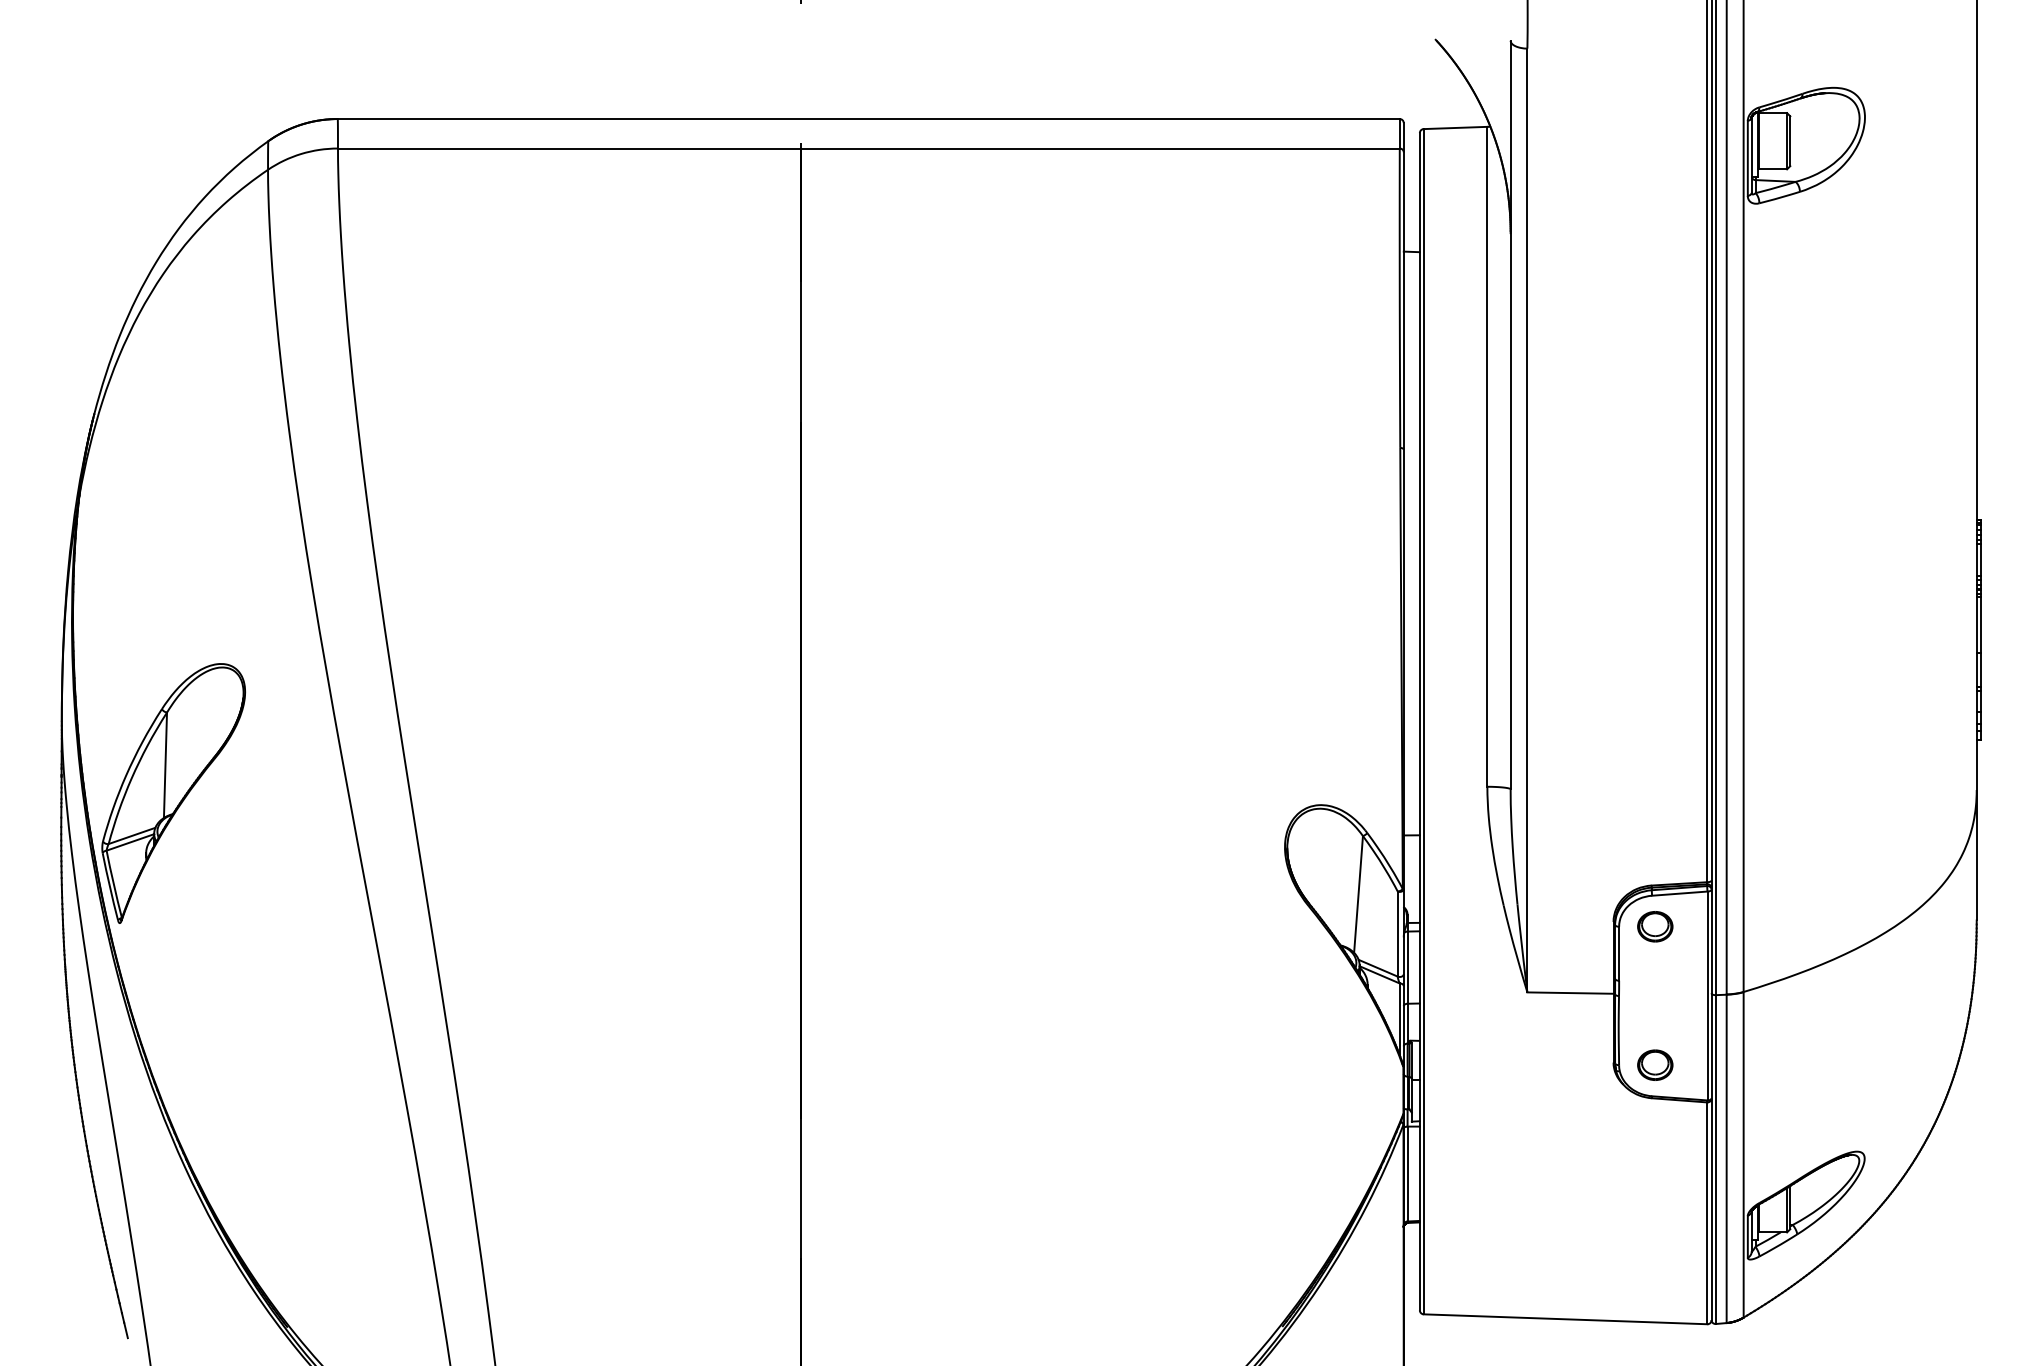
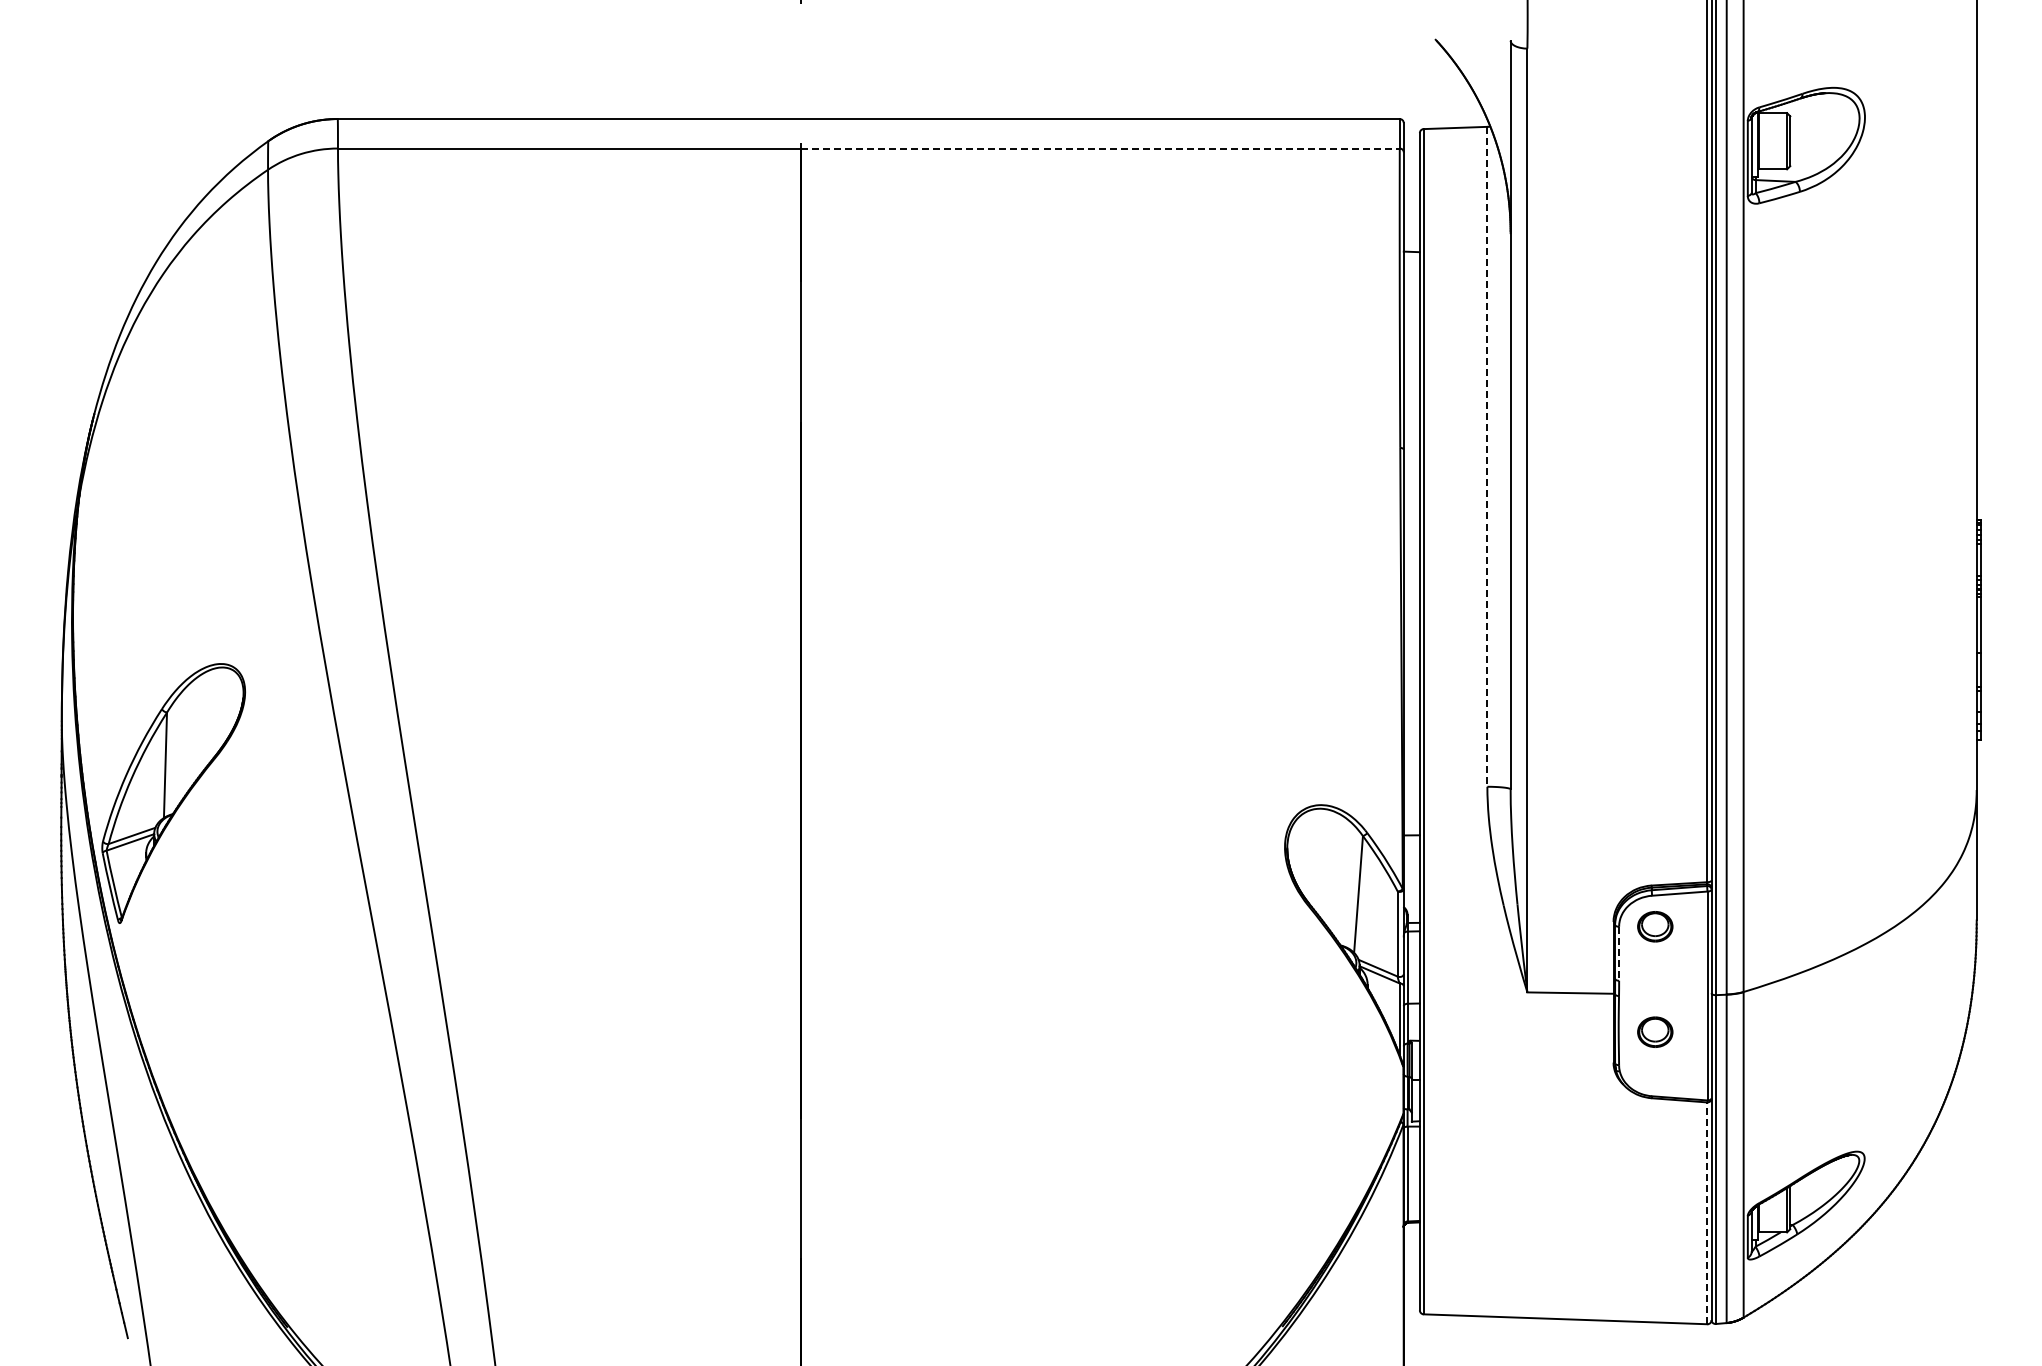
line: solid -> dashed (1100, 148)
line: solid -> dashed (1487, 456)
line: solid -> dashed (1619, 953)
part position: (1655, 1064) -> (1655, 1031) (1655, 1031)
line: solid -> dashed (1707, 1213)
